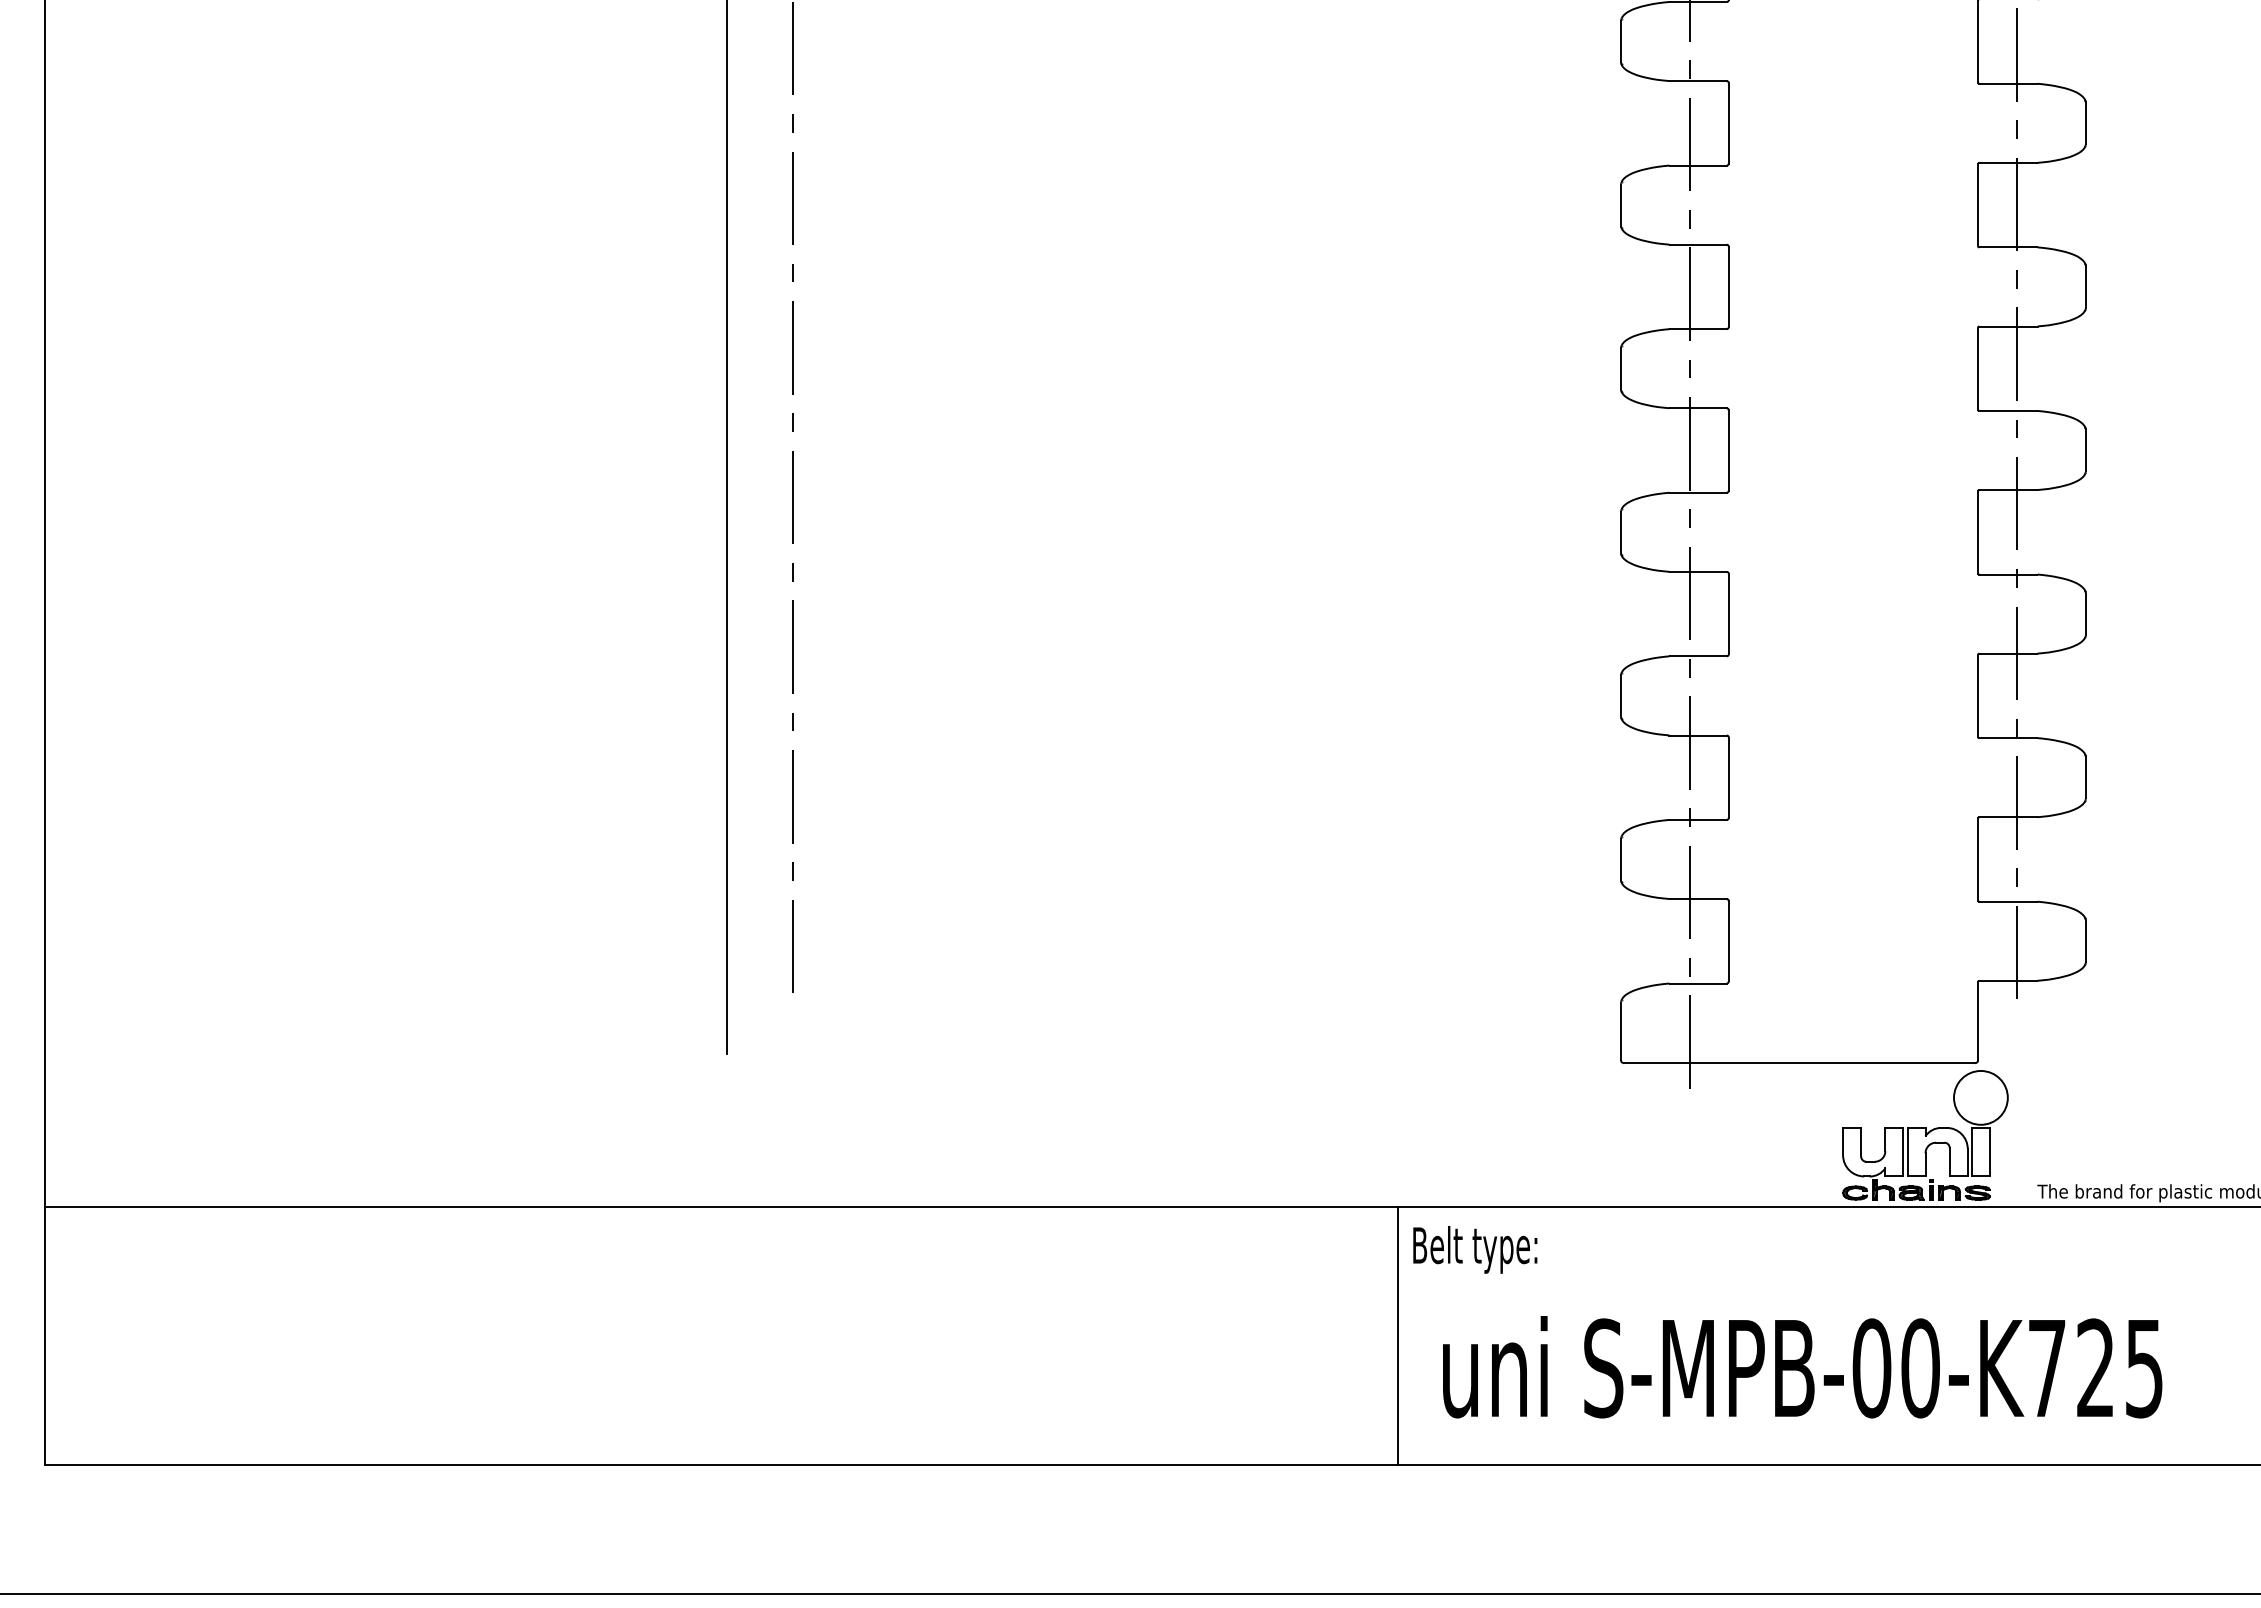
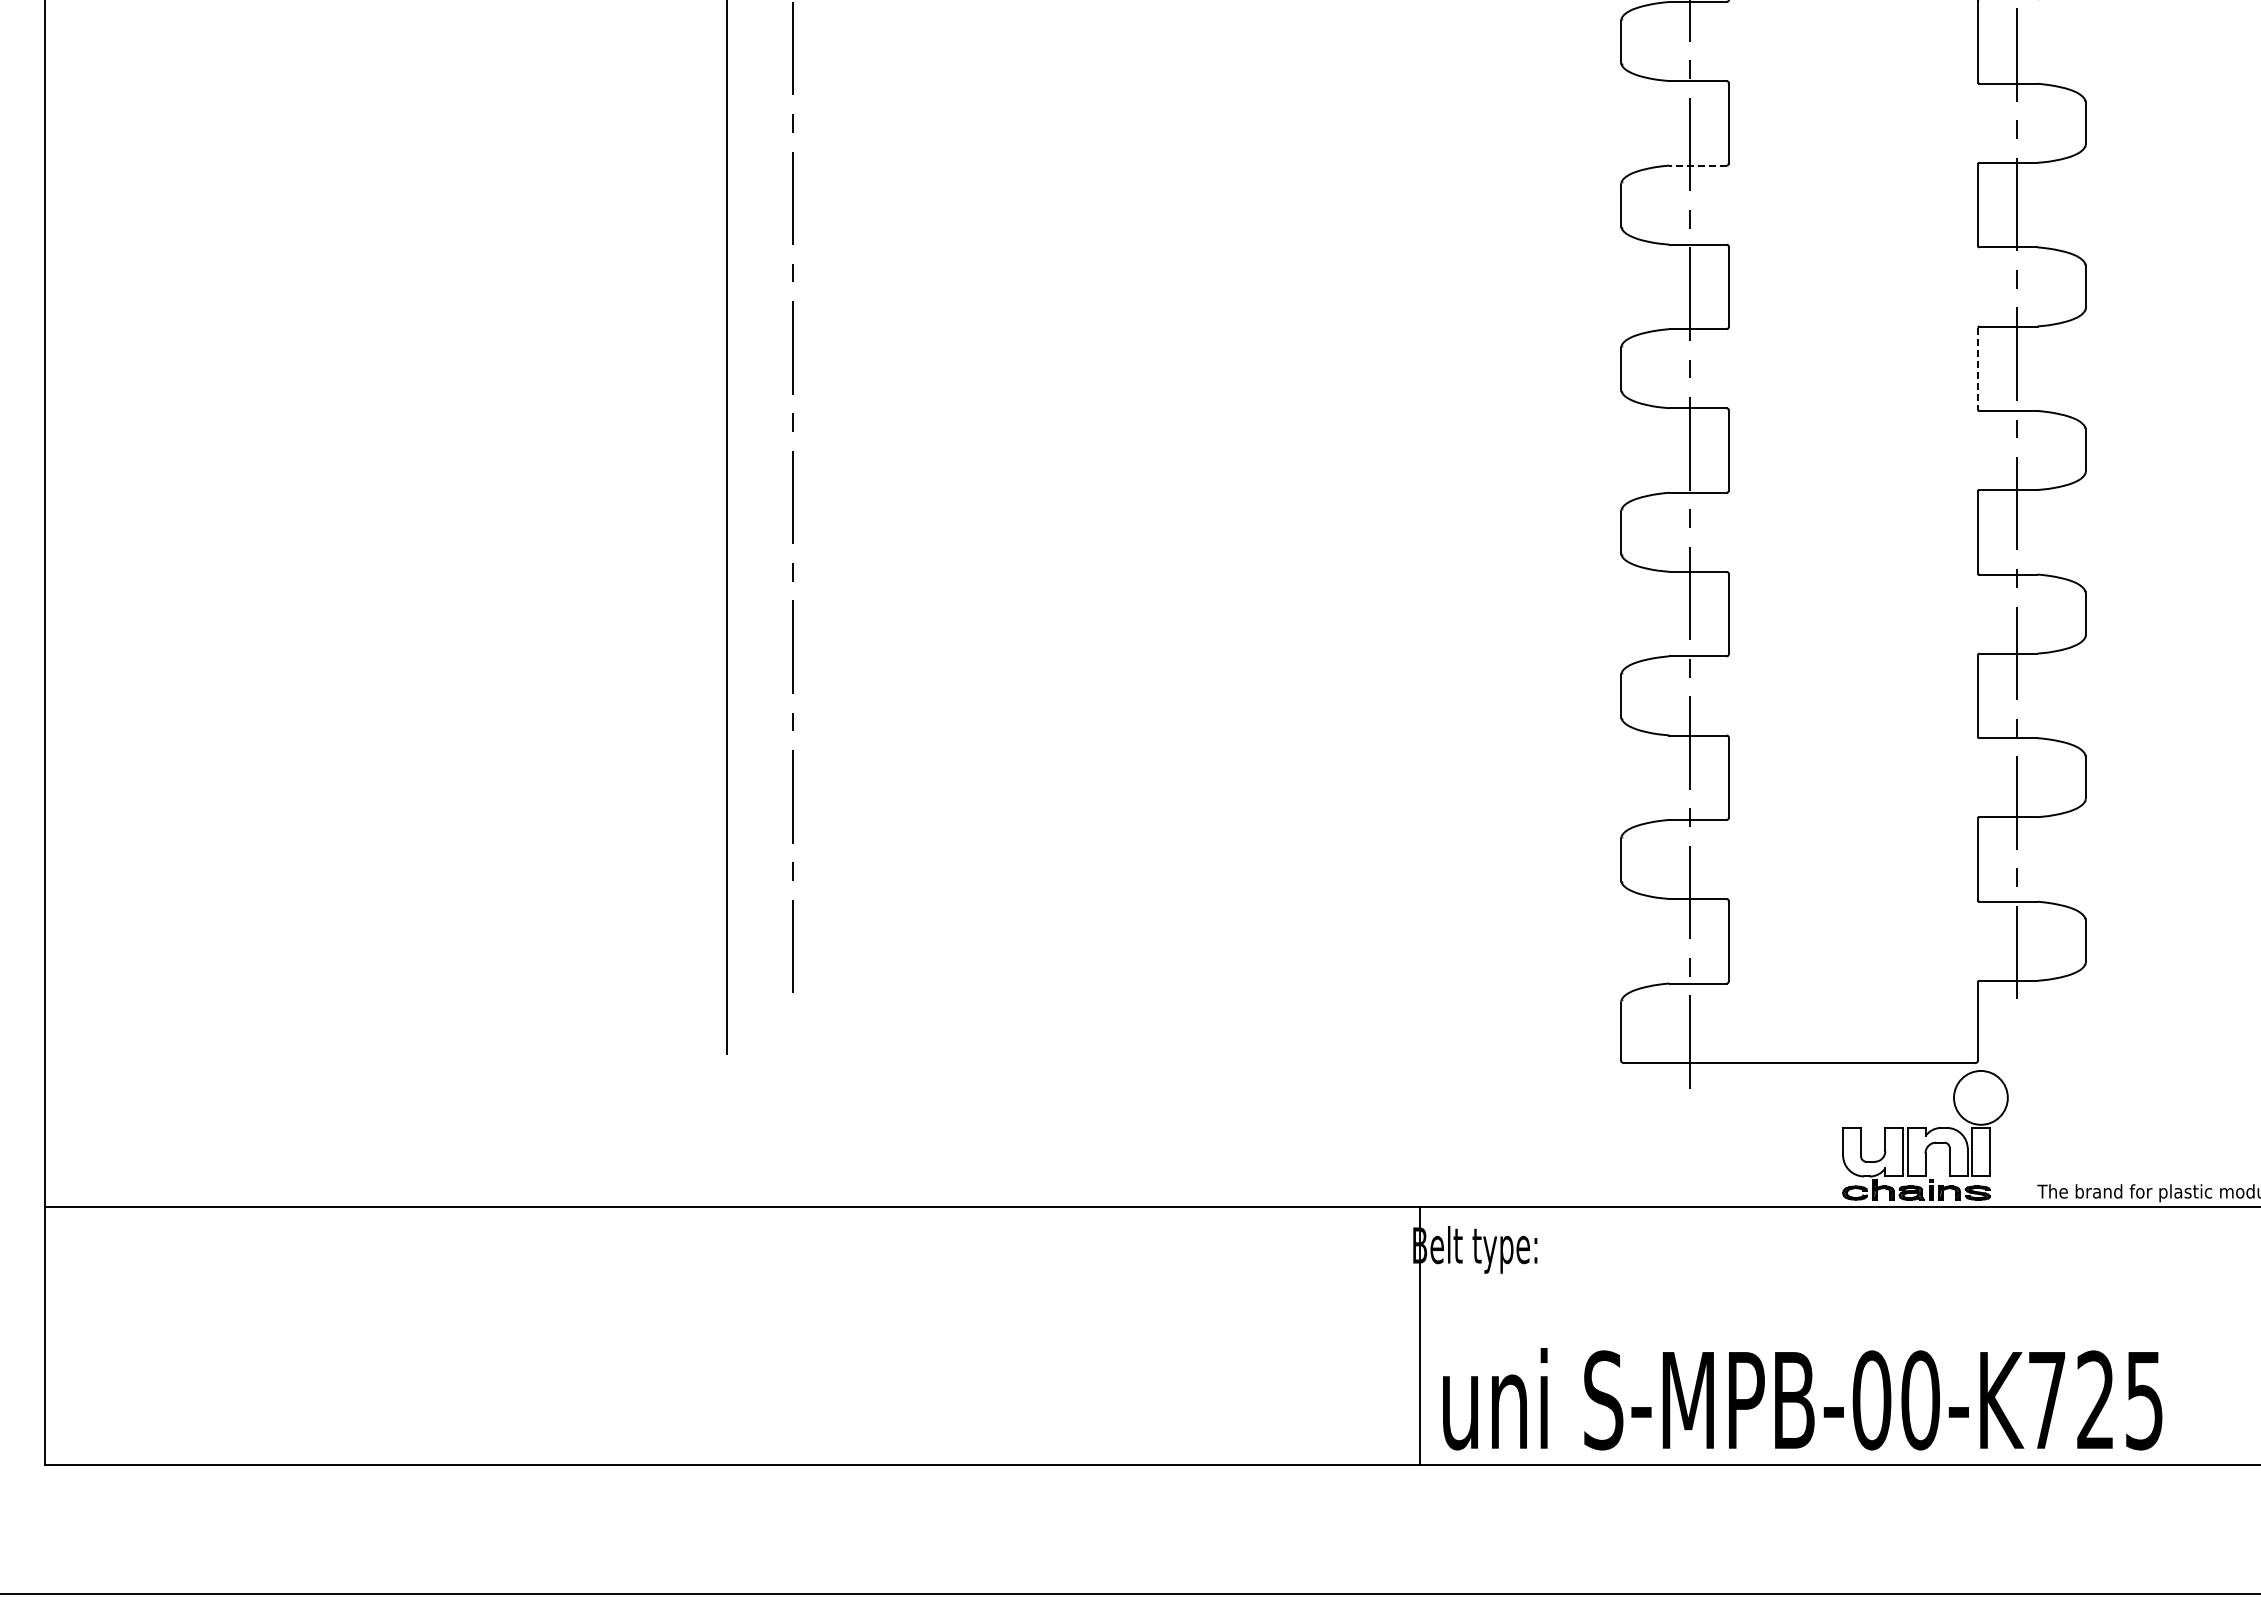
line: solid -> dashed (1698, 165)
line: solid -> dashed (1978, 369)
line position: (1397, 1335) -> (1419, 1335) (1419, 1335)
text position: (1802, 1367) -> (1802, 1399) (1802, 1399)
